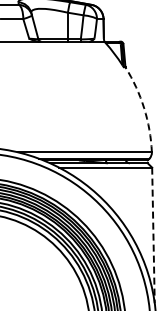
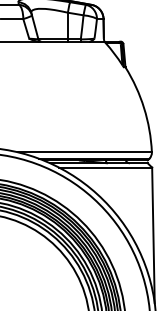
arc: dashed -> solid (144, 108)
line: dashed -> solid (153, 235)
